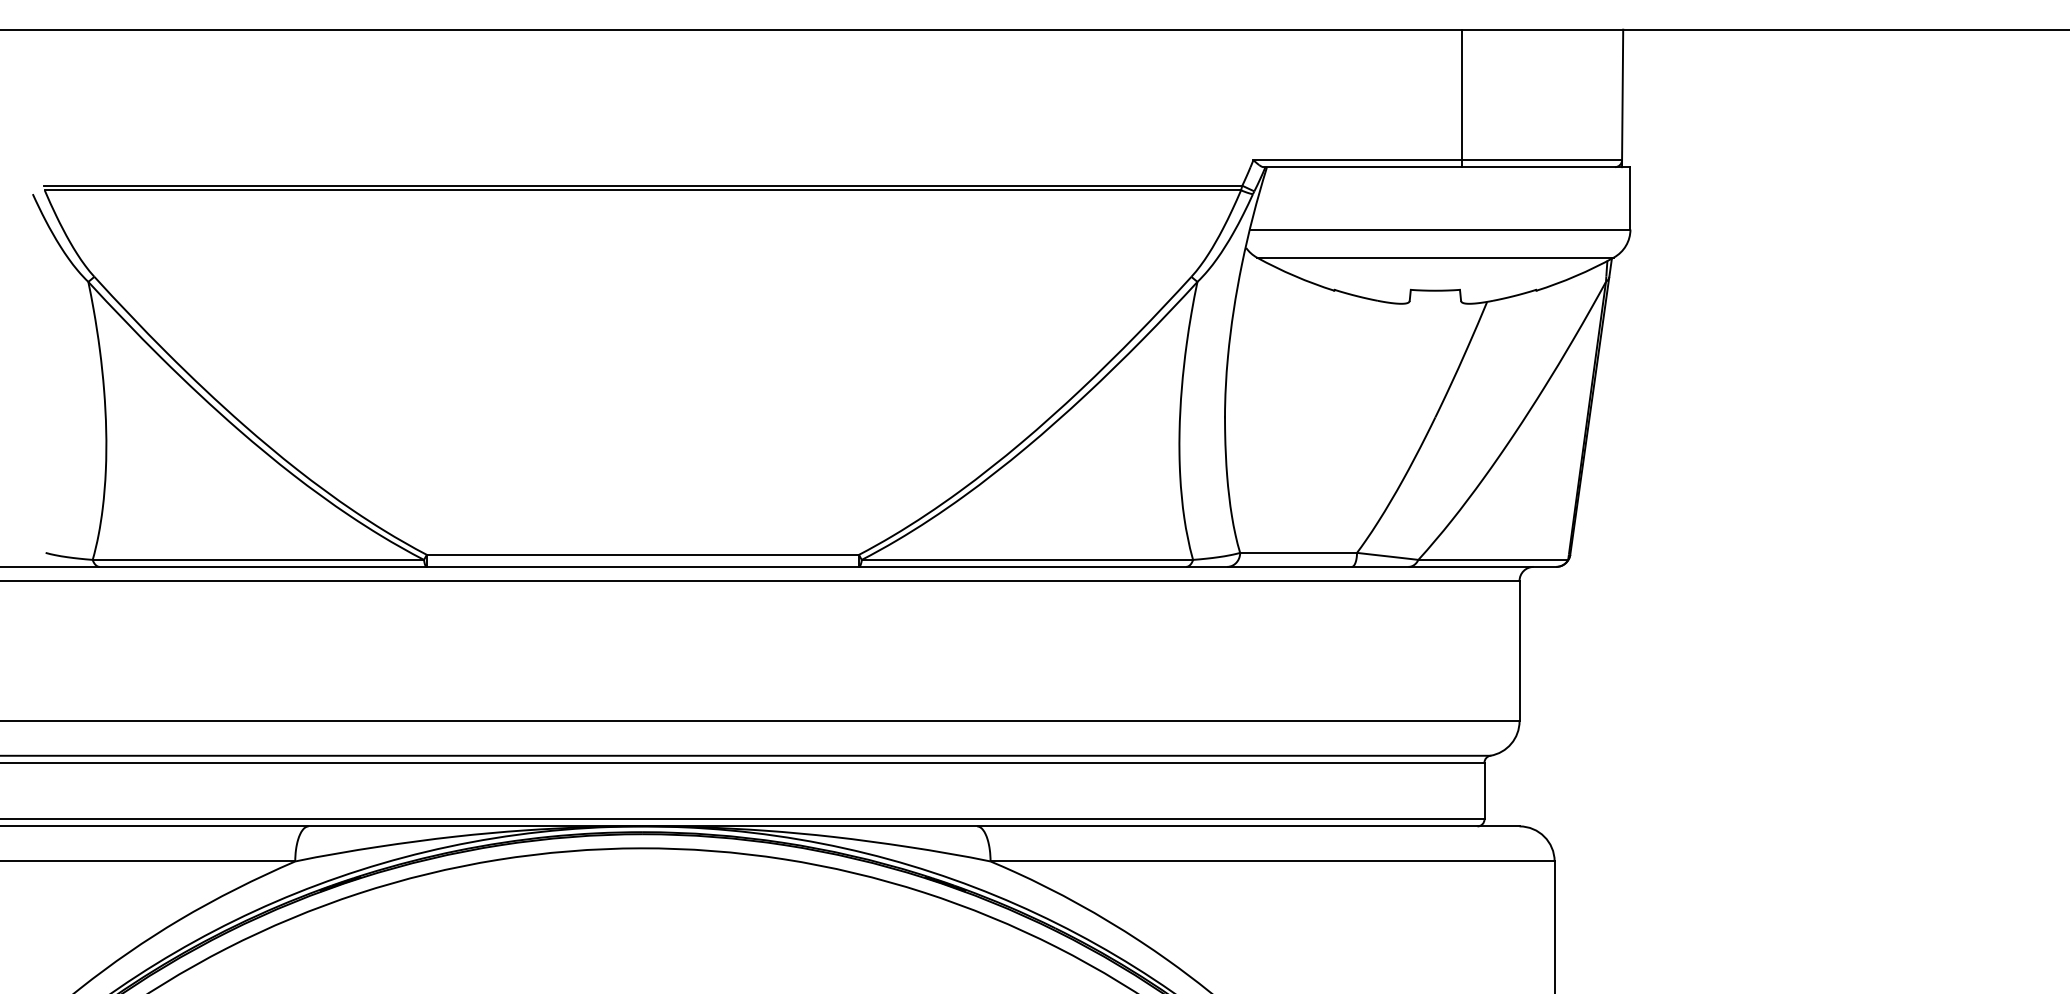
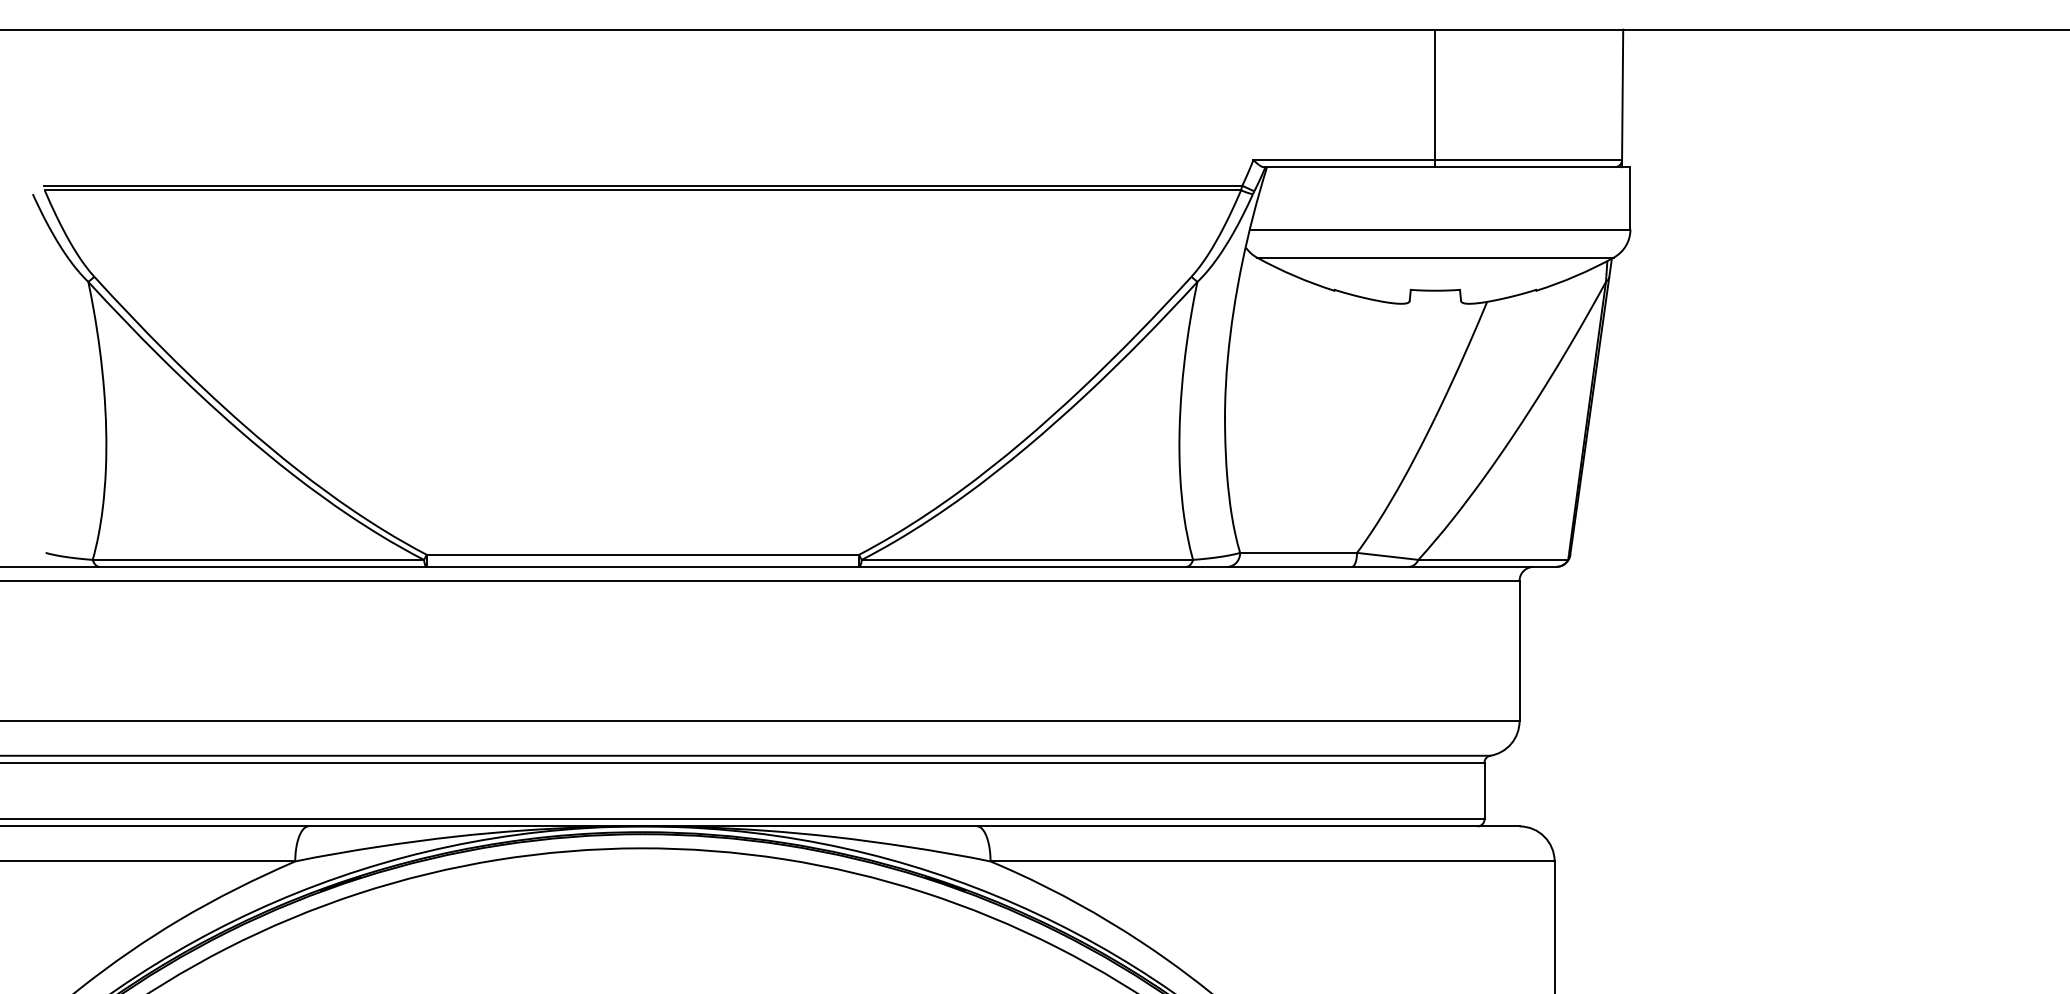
line position: (1462, 98) -> (1435, 98) (1435, 98)
